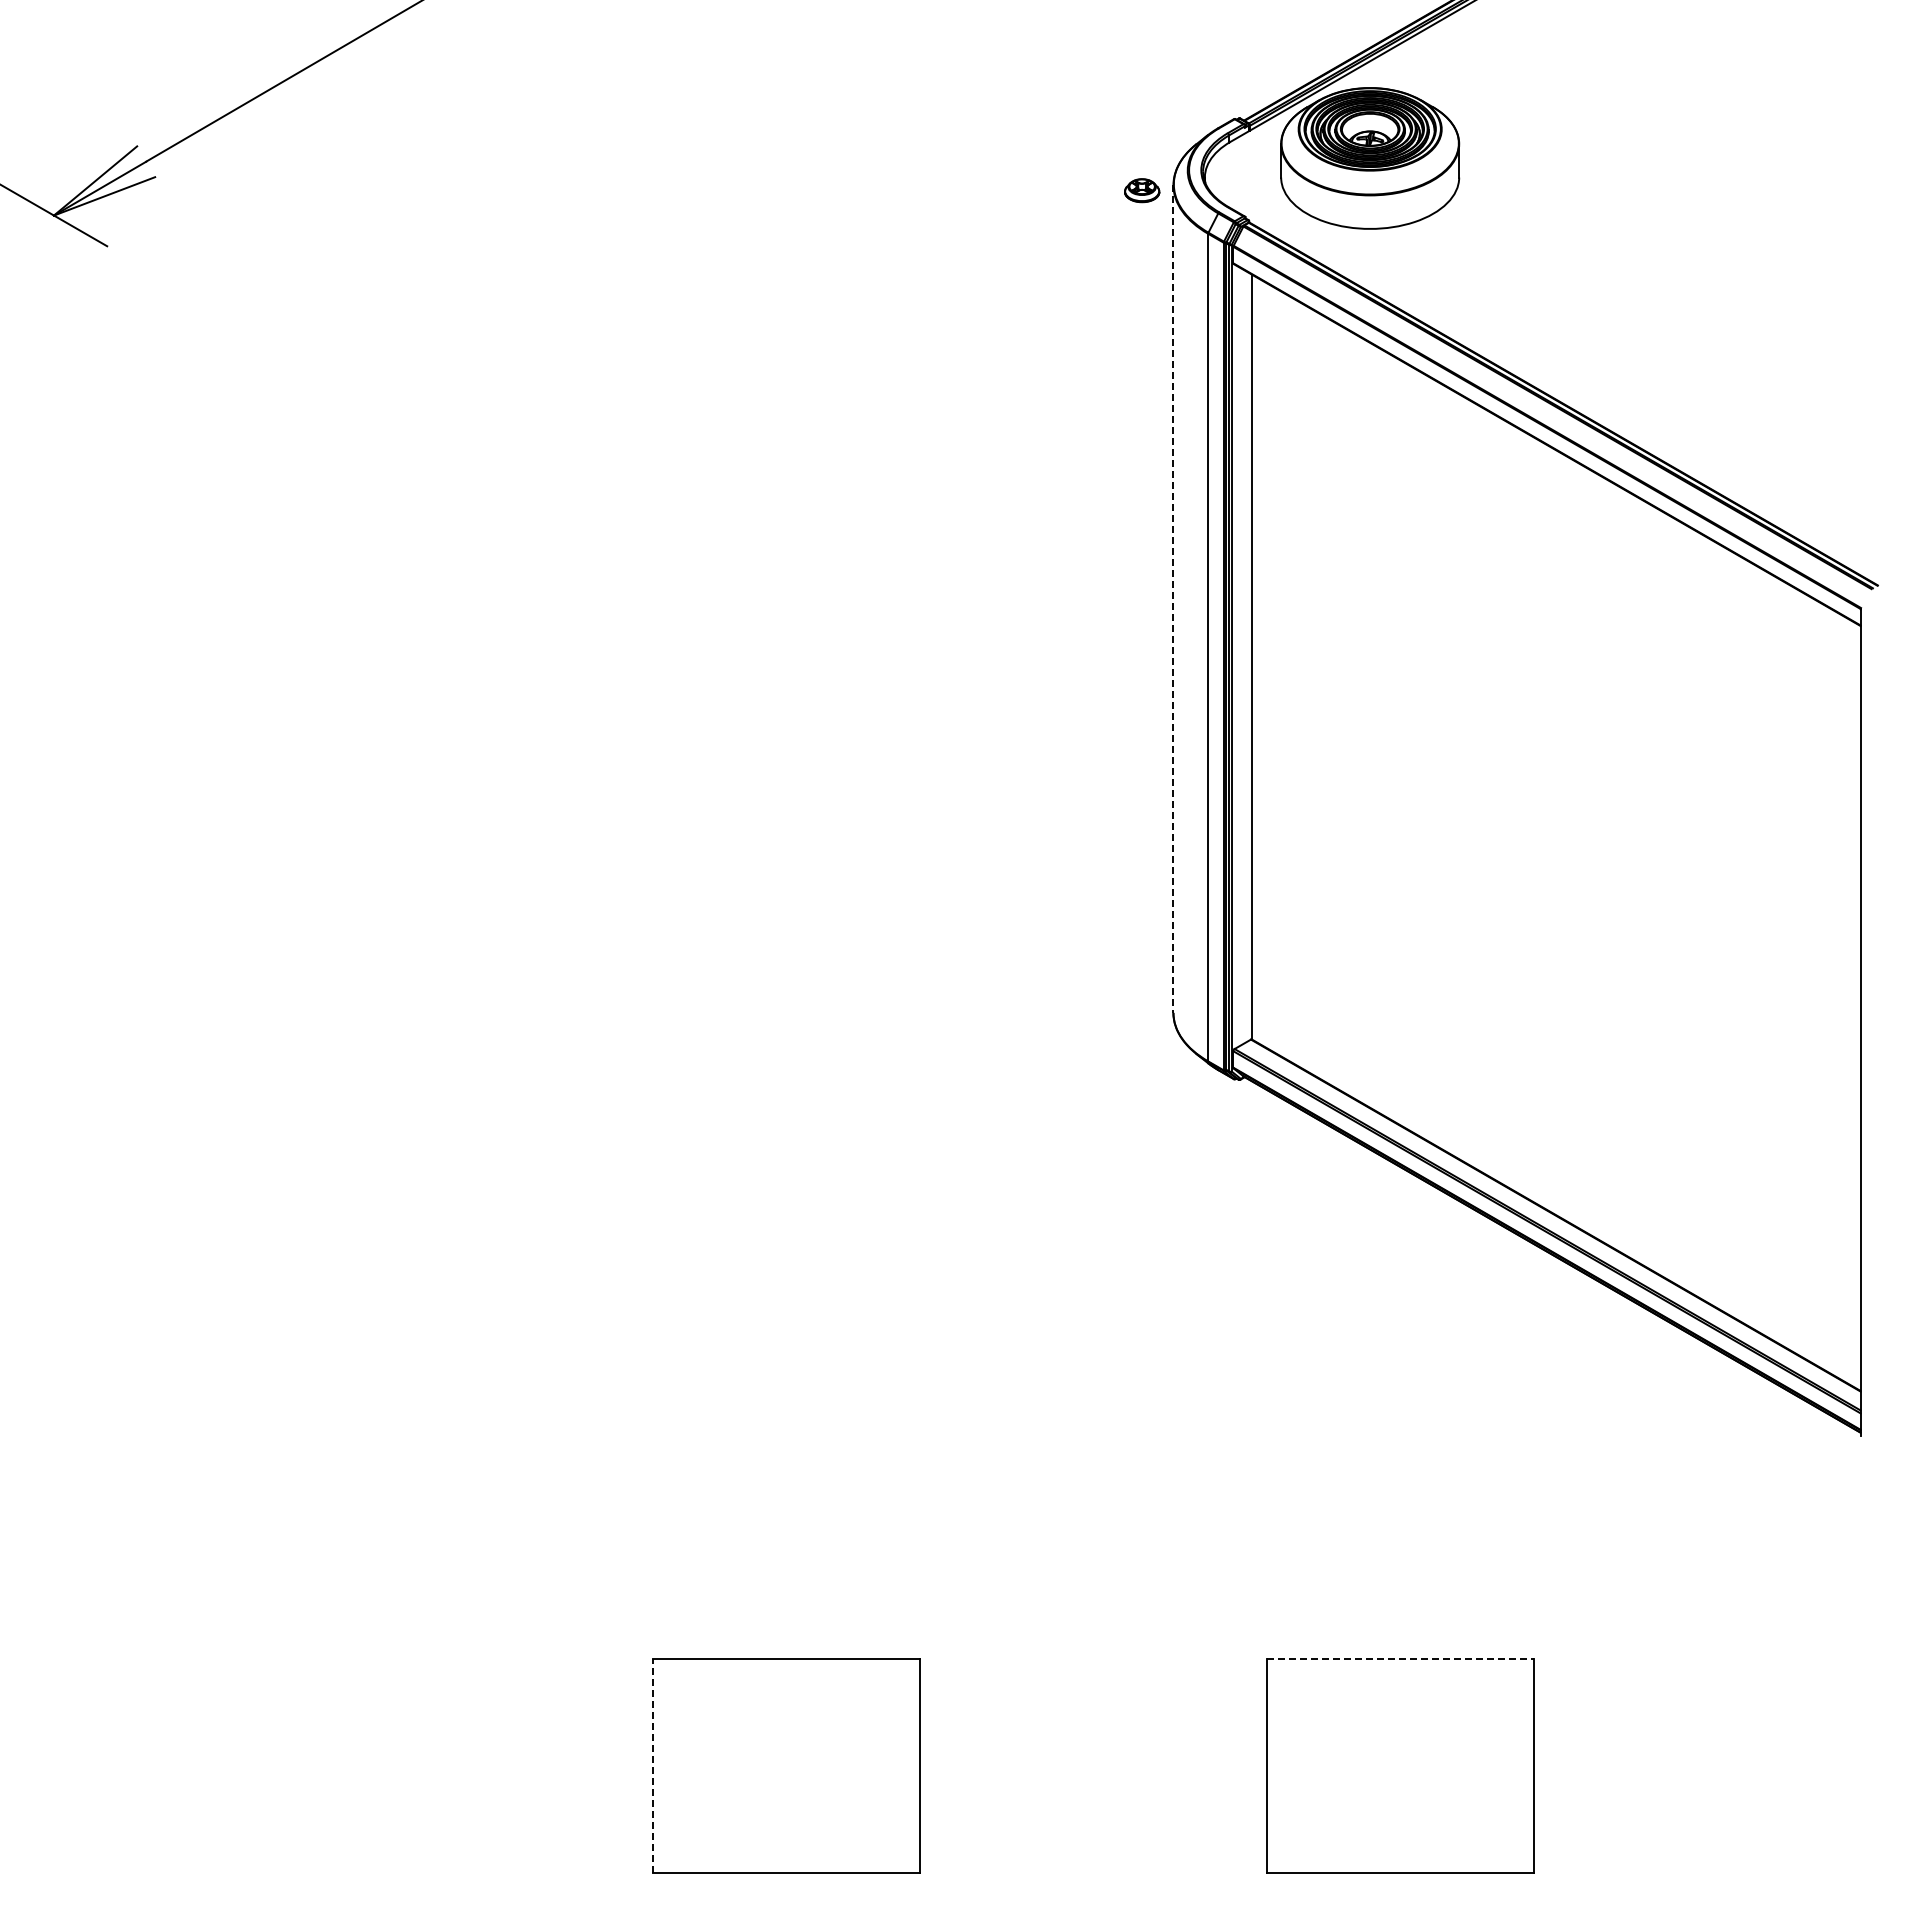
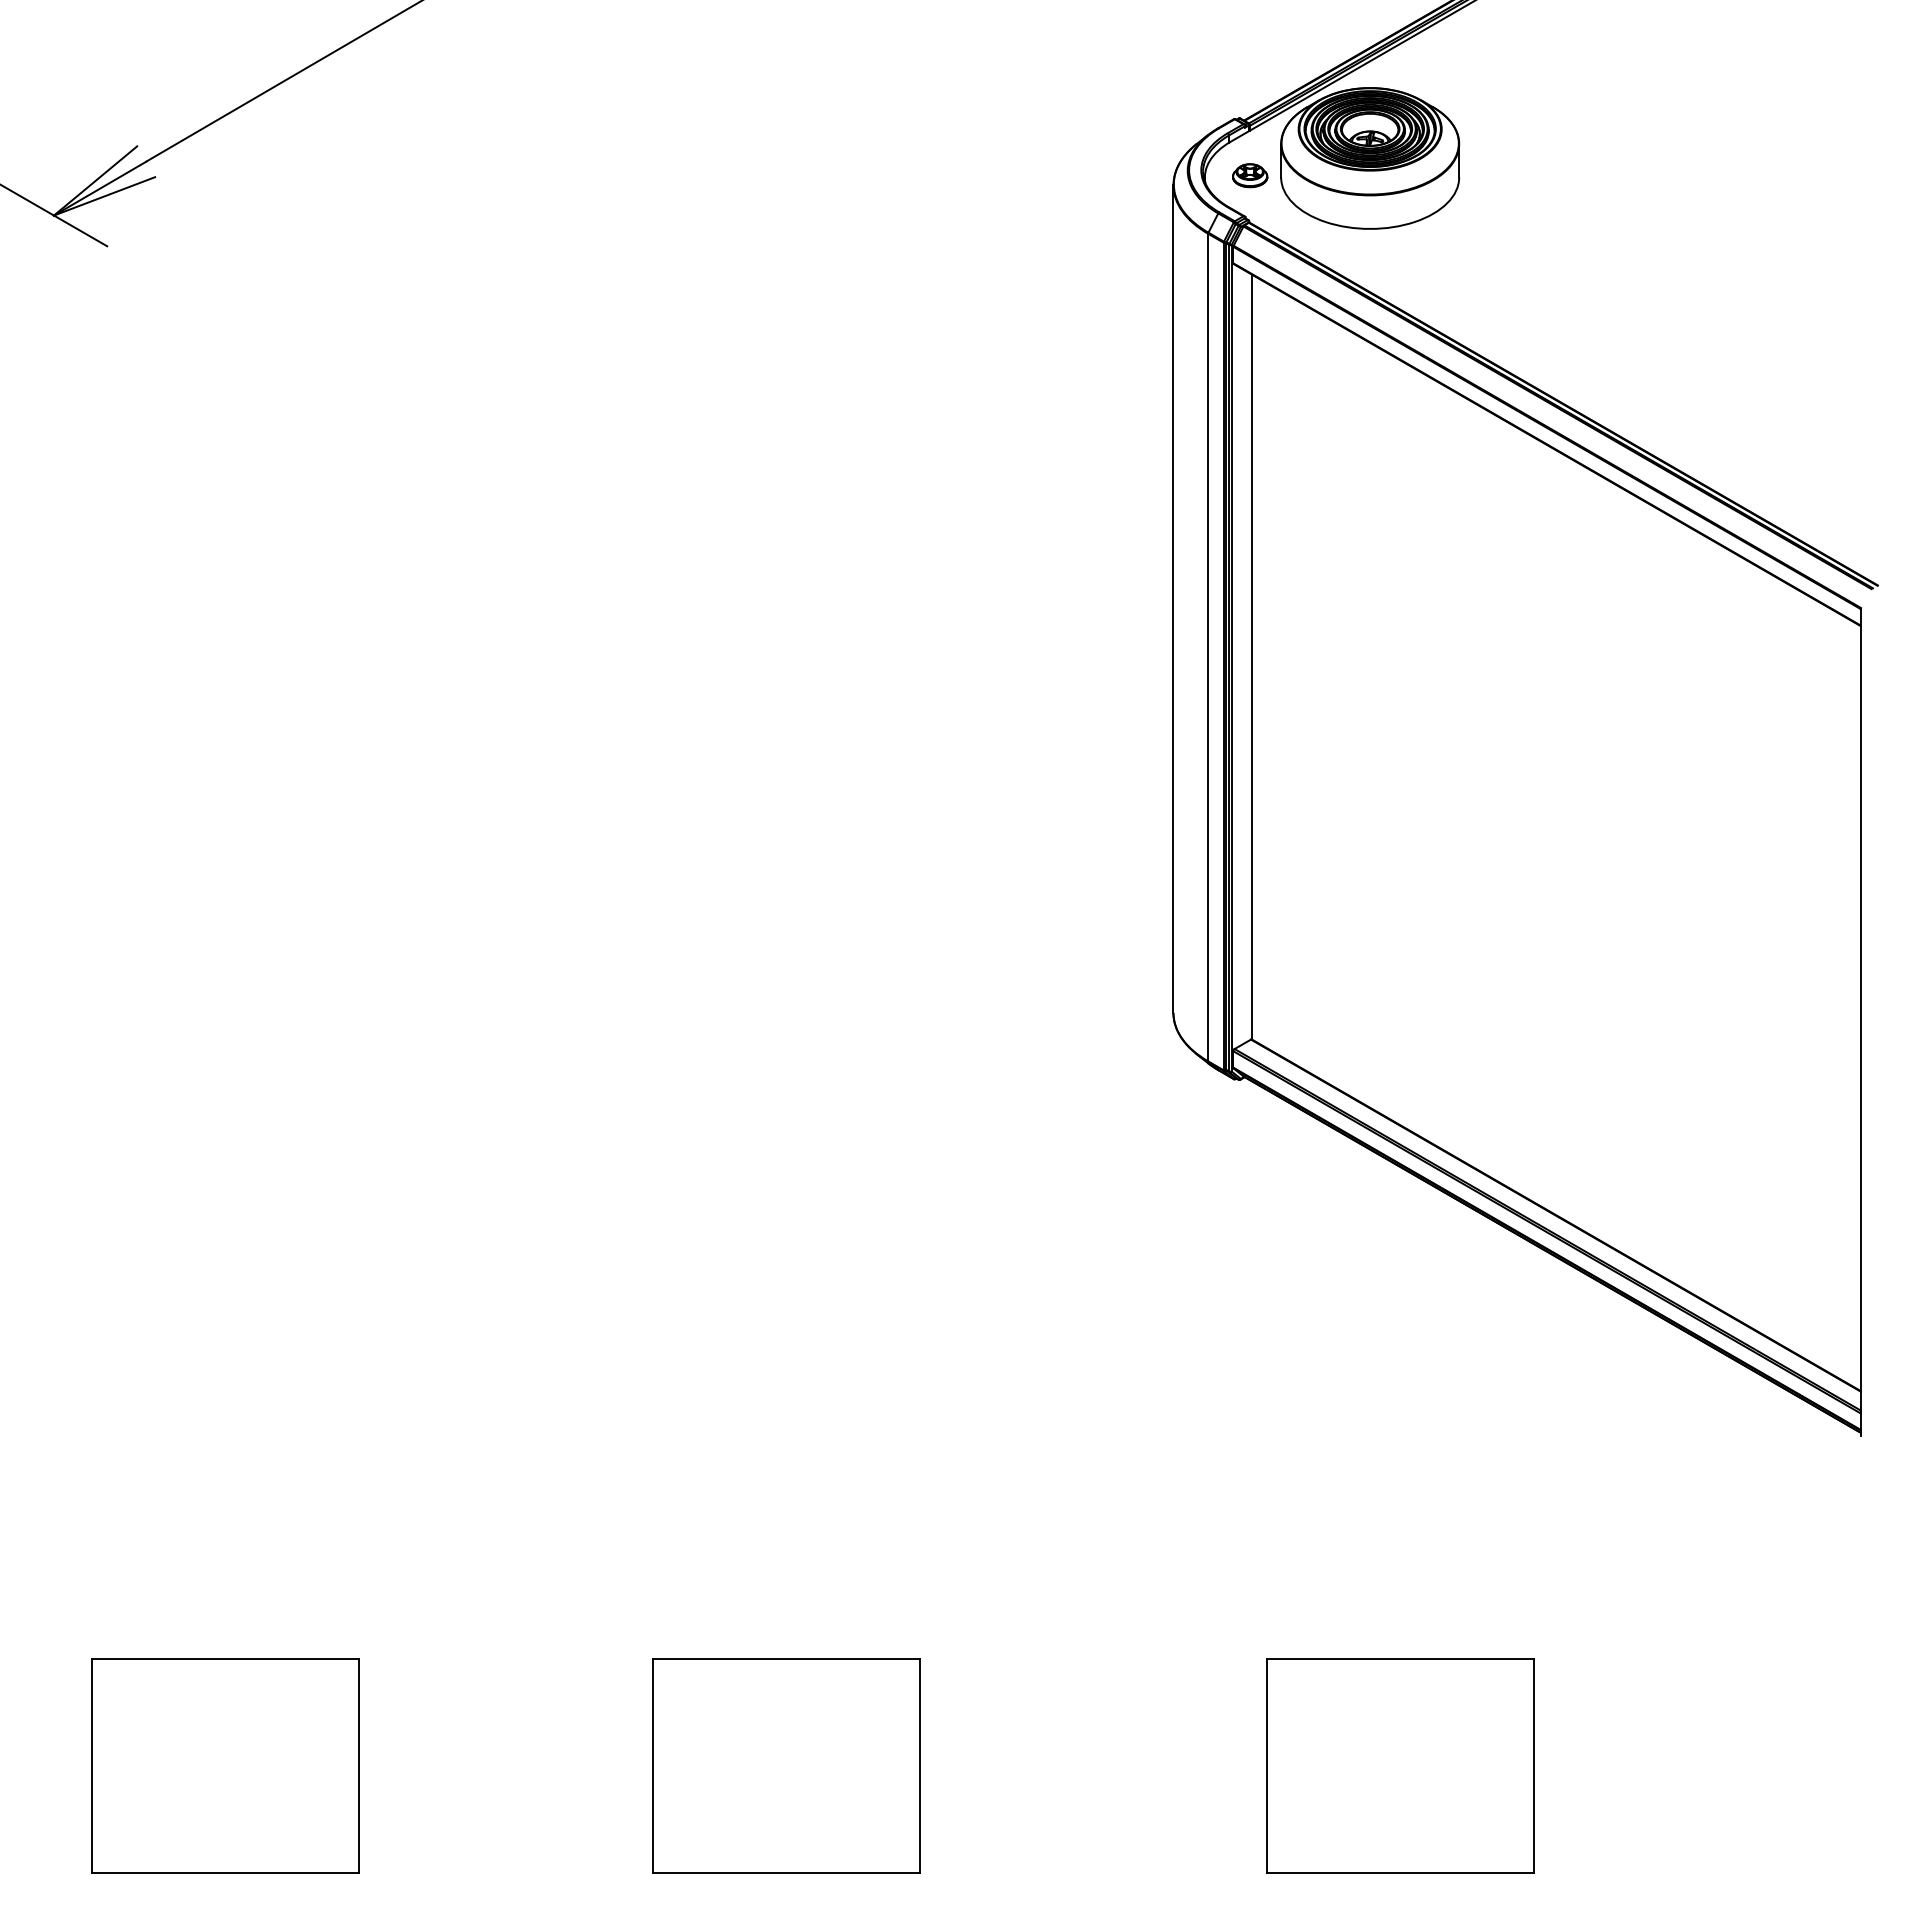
part position: (1142, 190) -> (1250, 175) (1250, 175)
line: dashed -> solid (1173, 599)
line: dashed -> solid (1400, 1659)
part: none -> present (225, 1765)
line: dashed -> solid (652, 1766)
